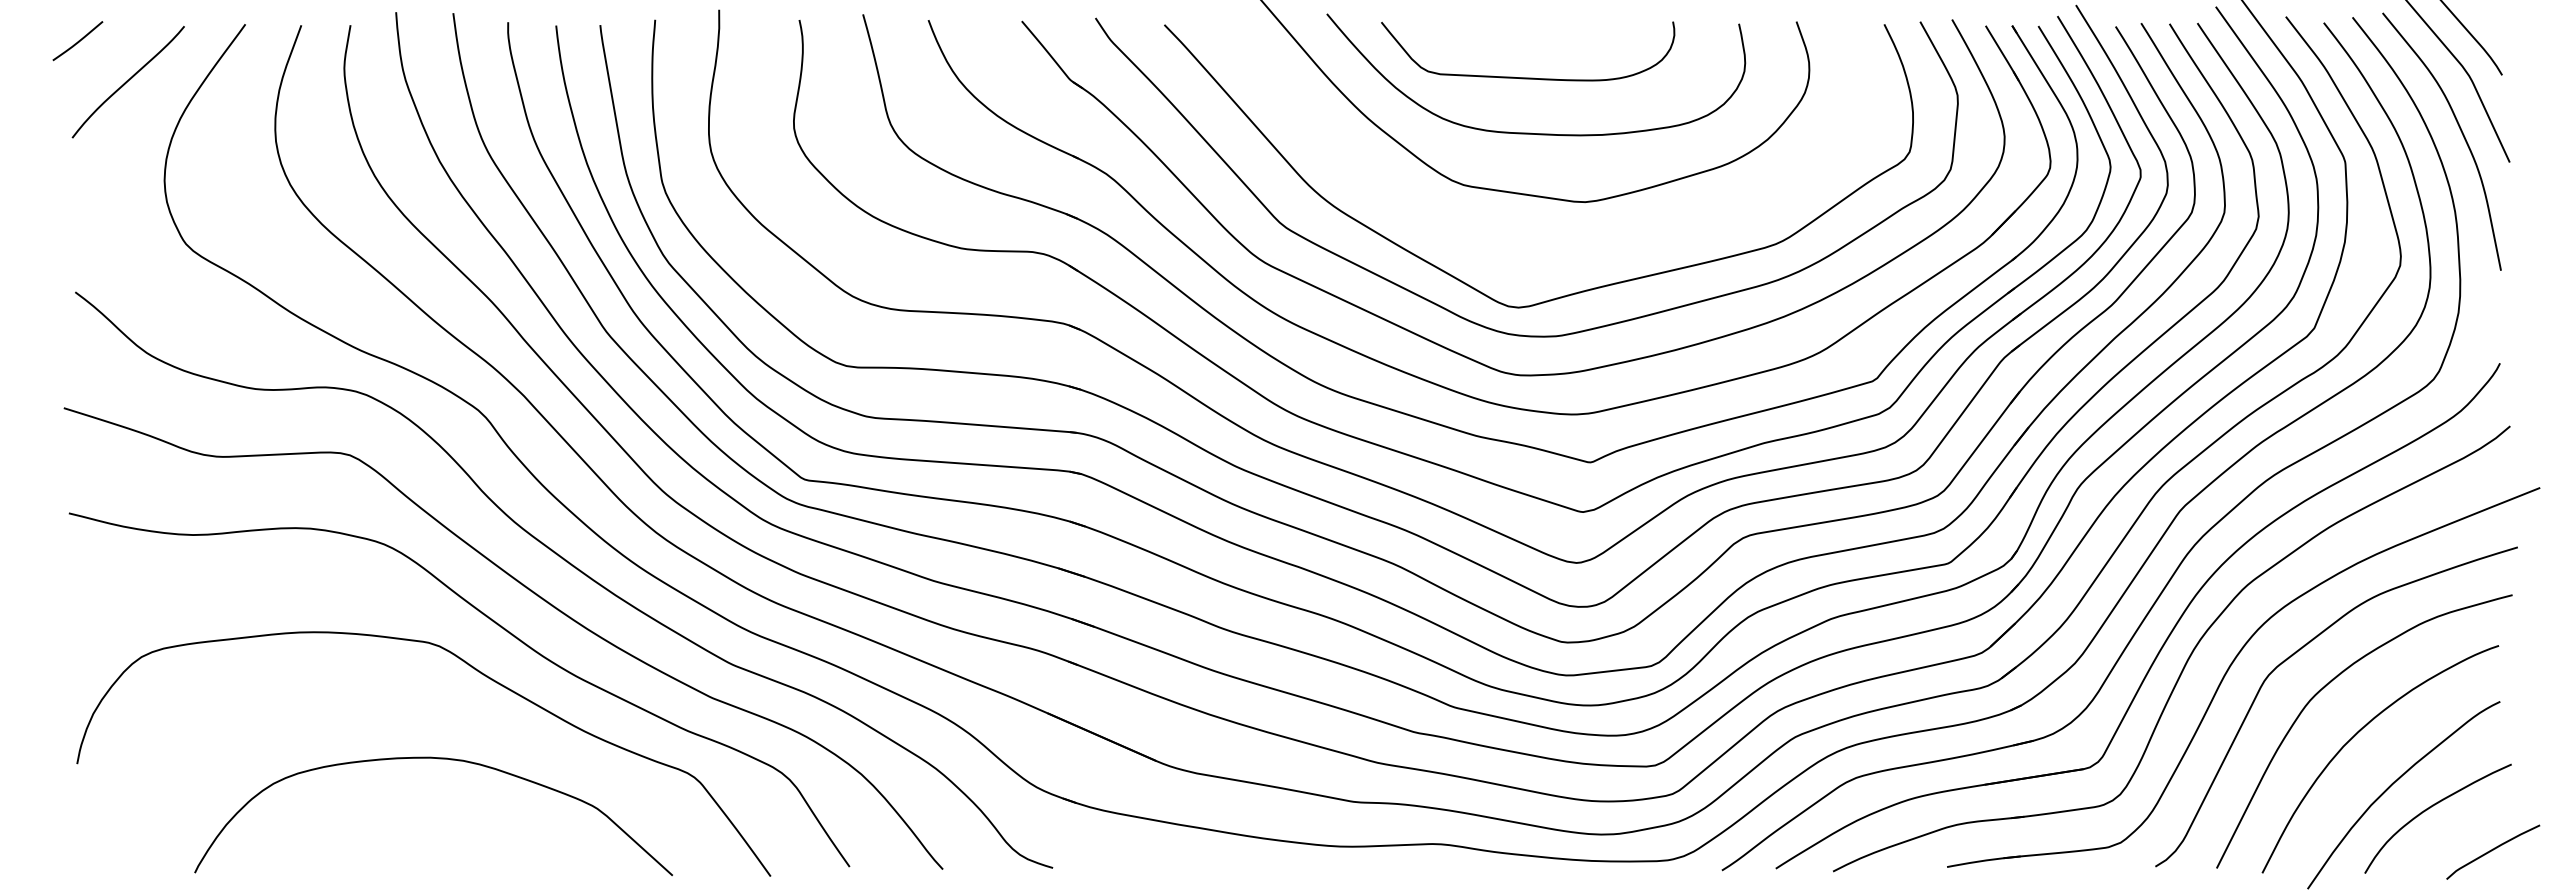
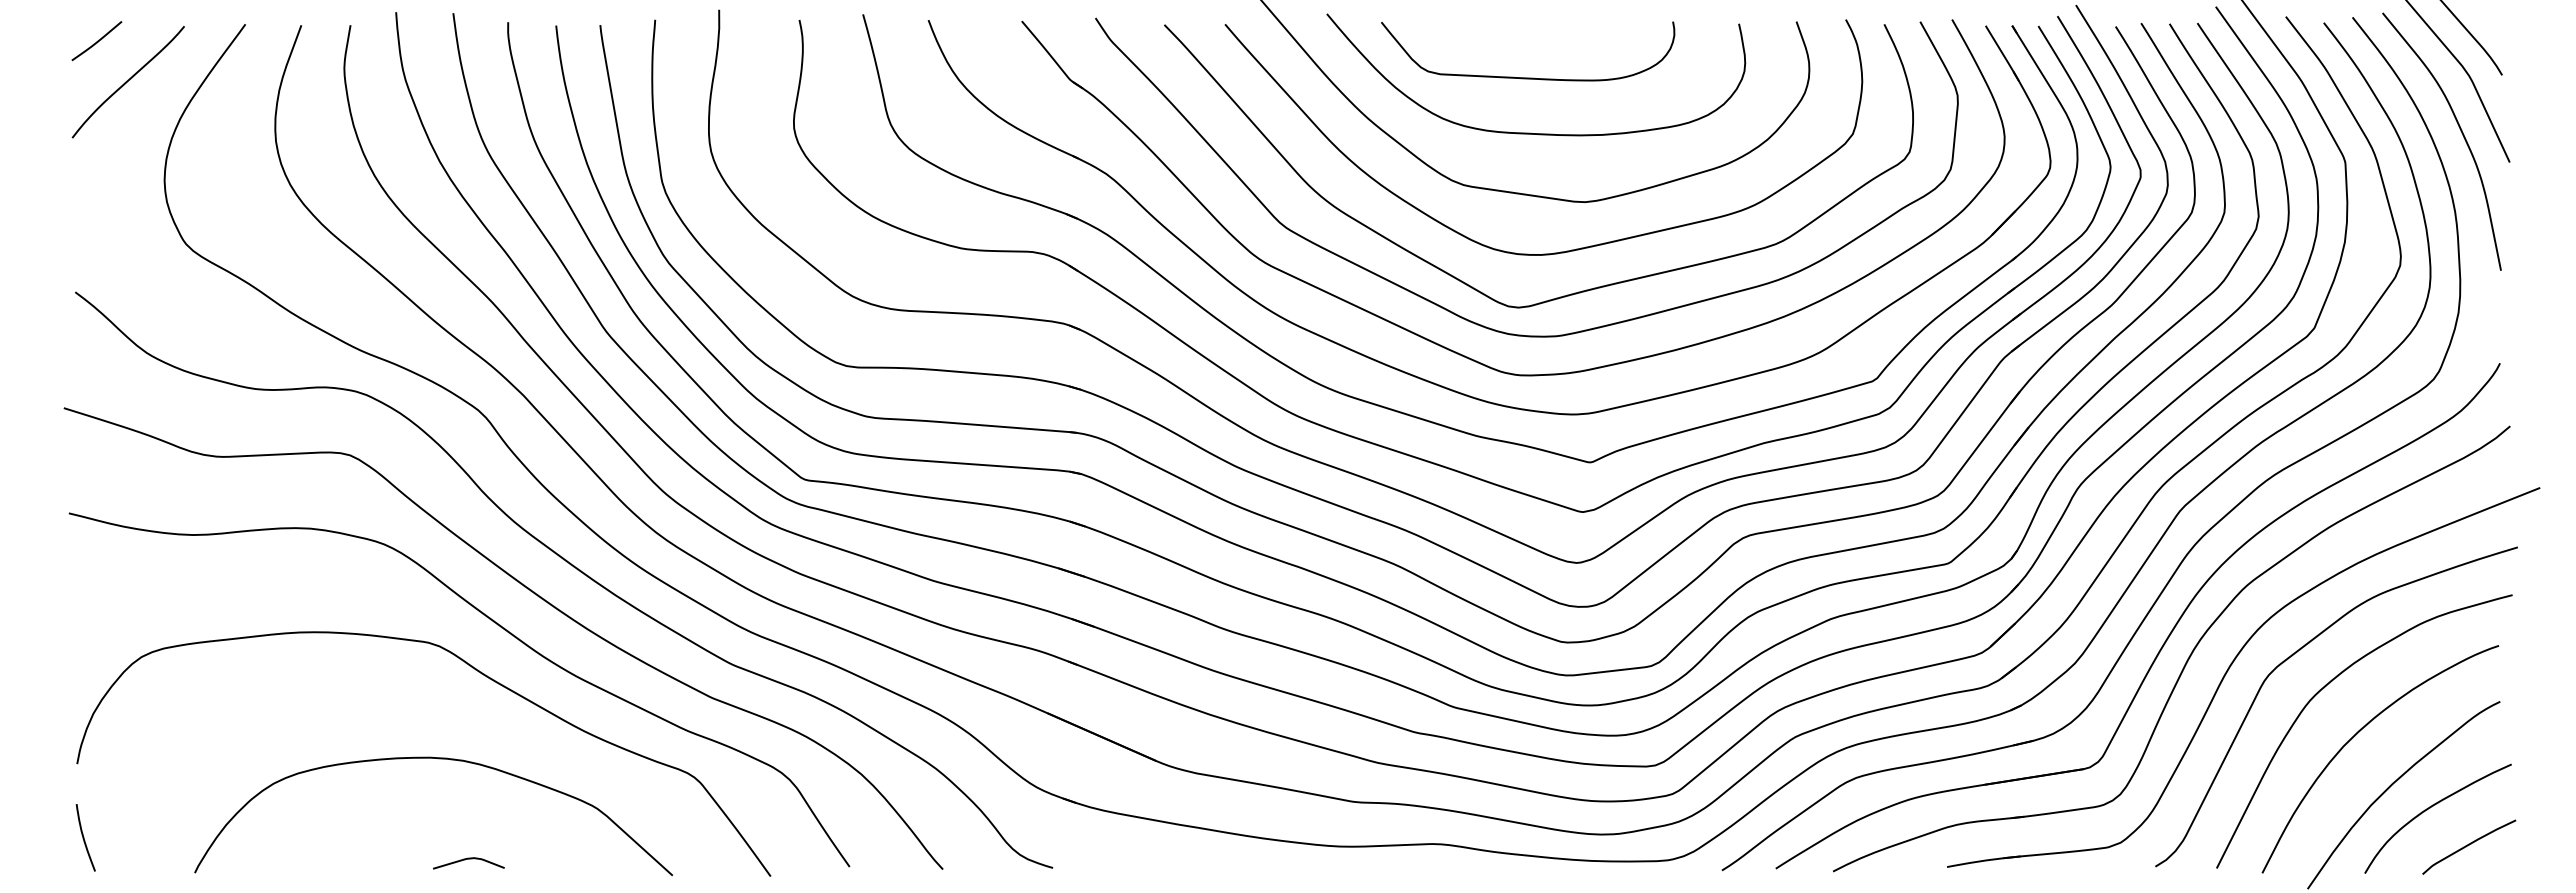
curve position: (77, 41) -> (96, 41) (96, 41)
curve: none -> present (1560, 251)
curve: none -> present (84, 837)
curve position: (2493, 850) -> (2469, 845) (2469, 845)
curve: none -> present (468, 859)
